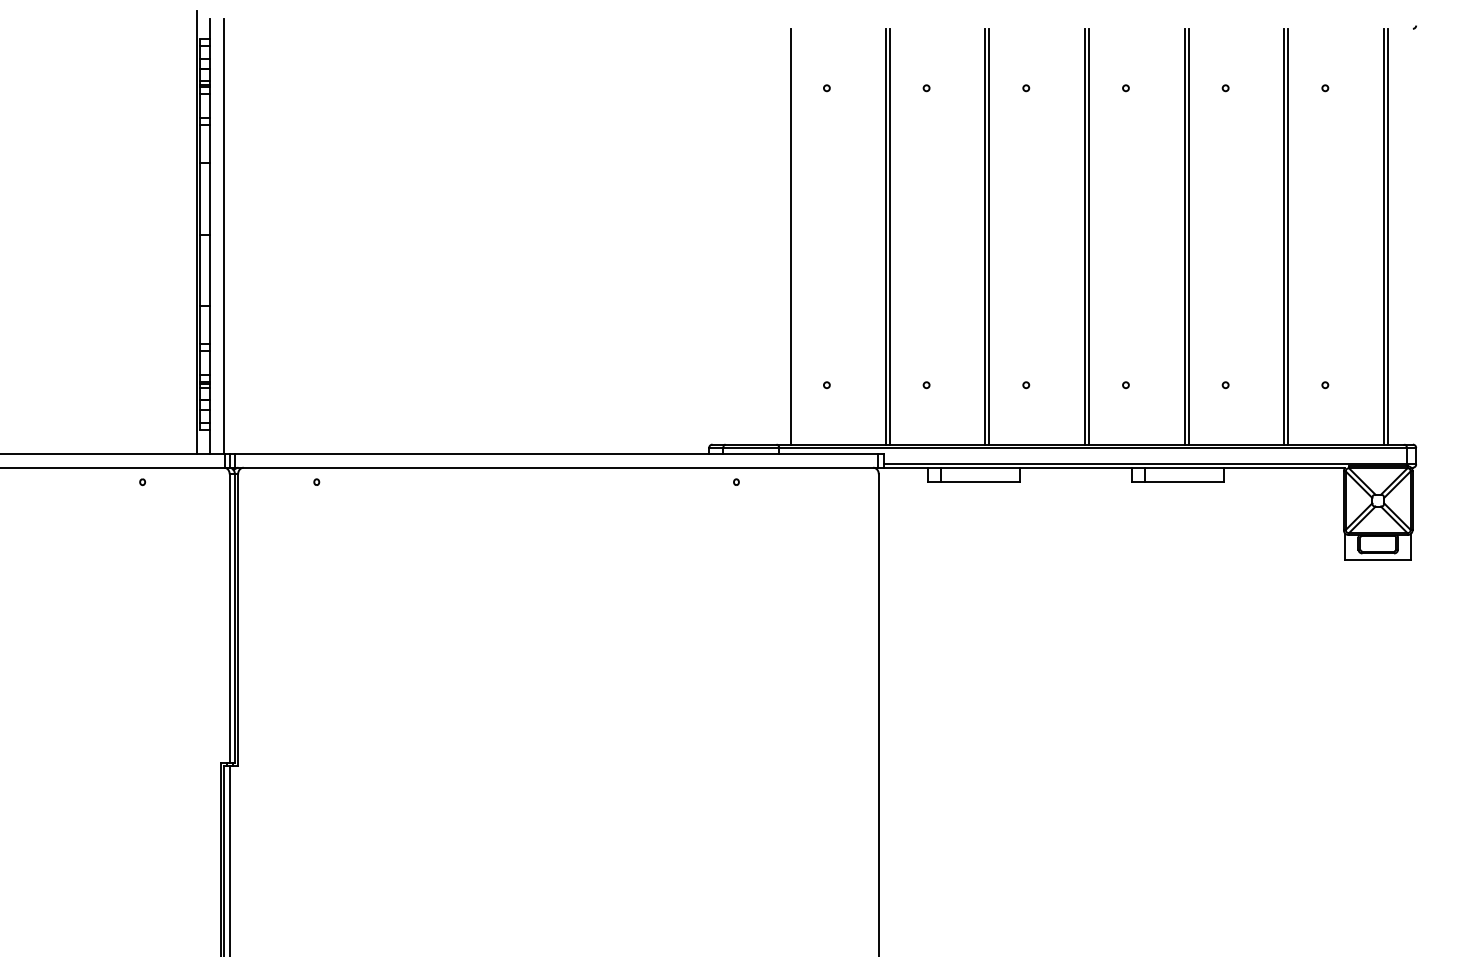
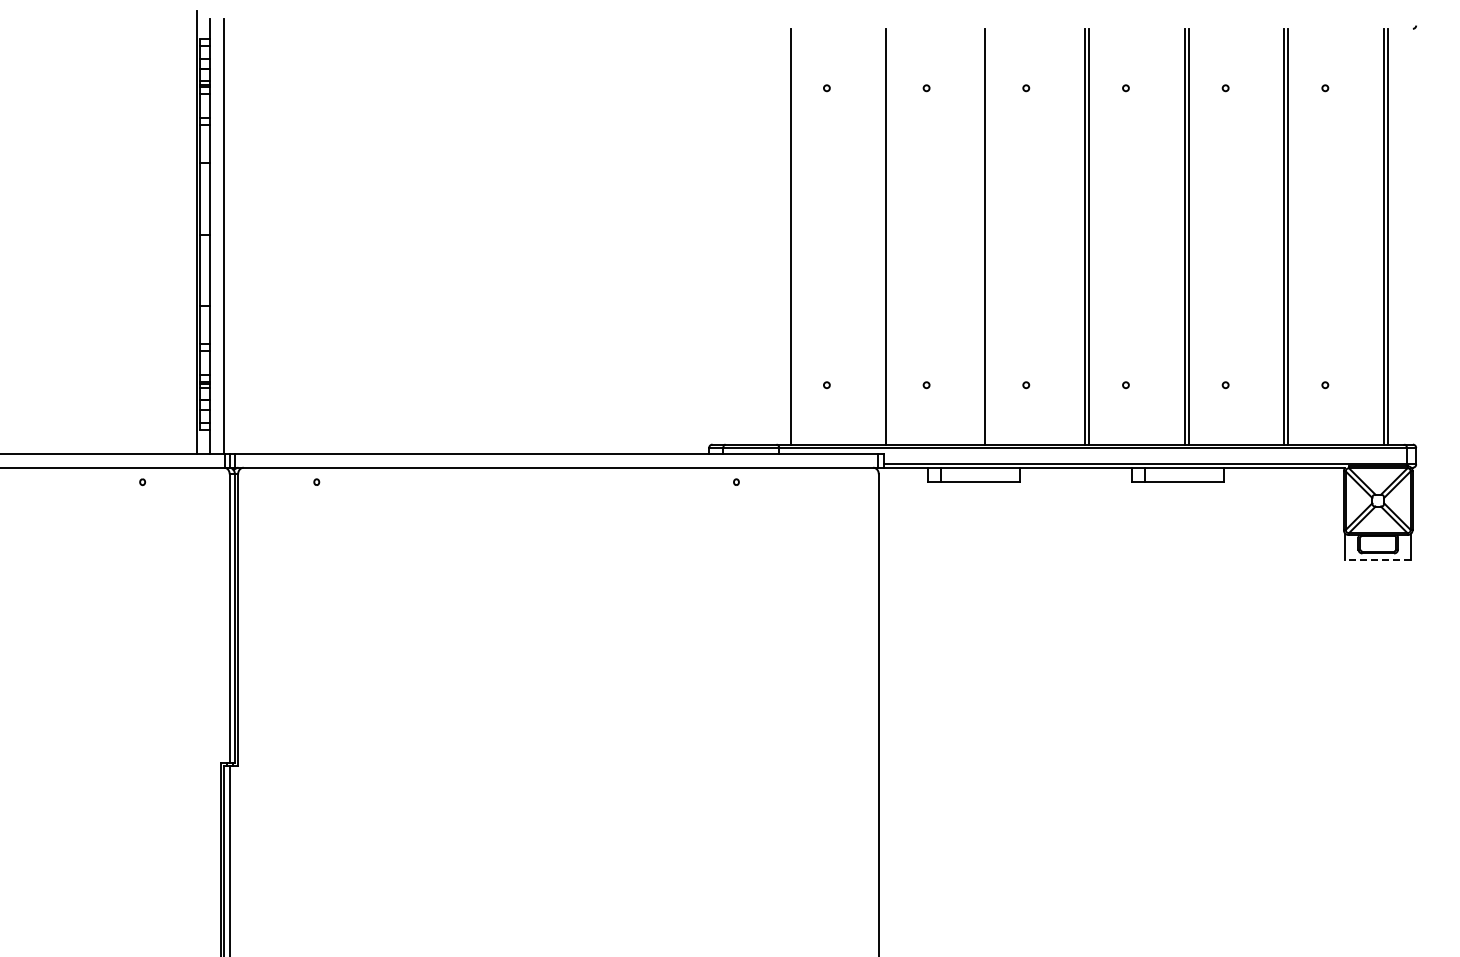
line: present -> none (889, 236)
line: present -> none (989, 236)
line: solid -> dashed (1378, 560)
